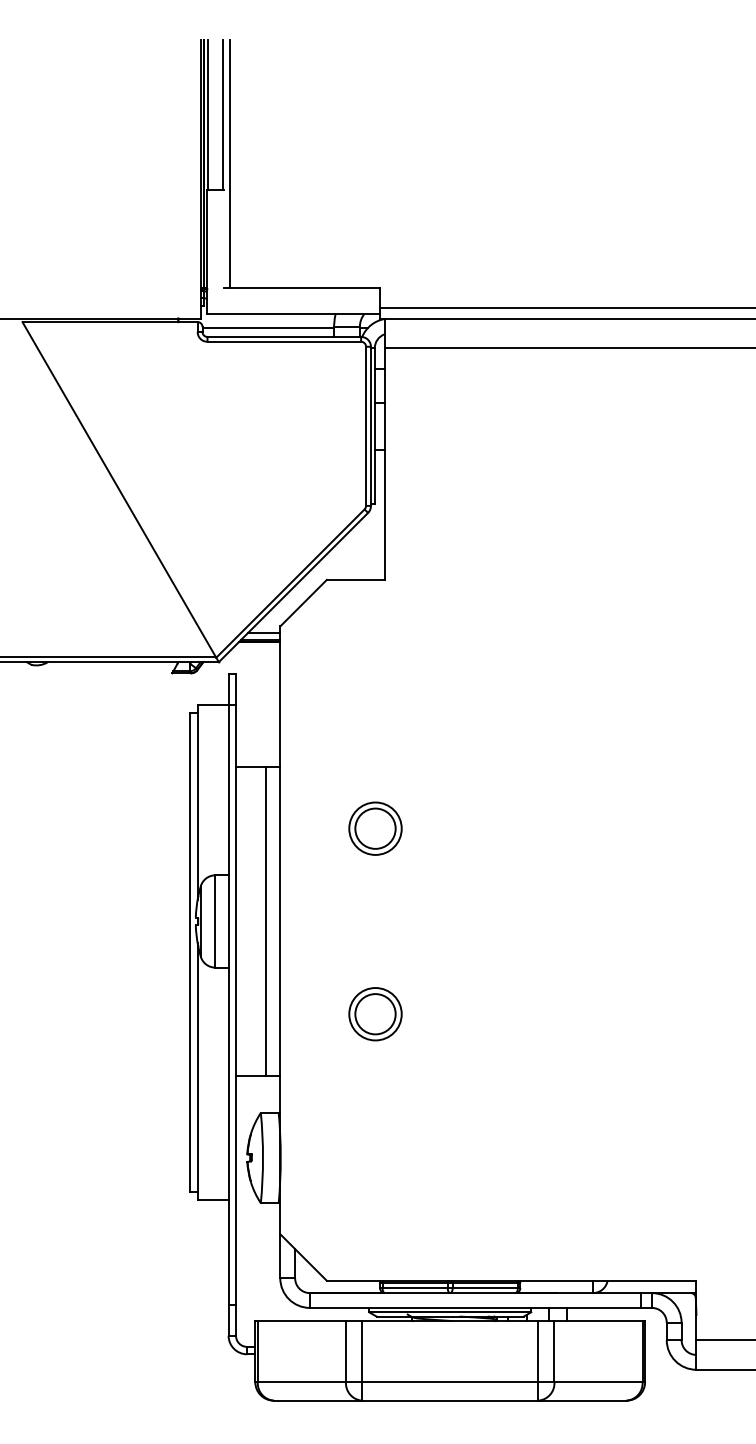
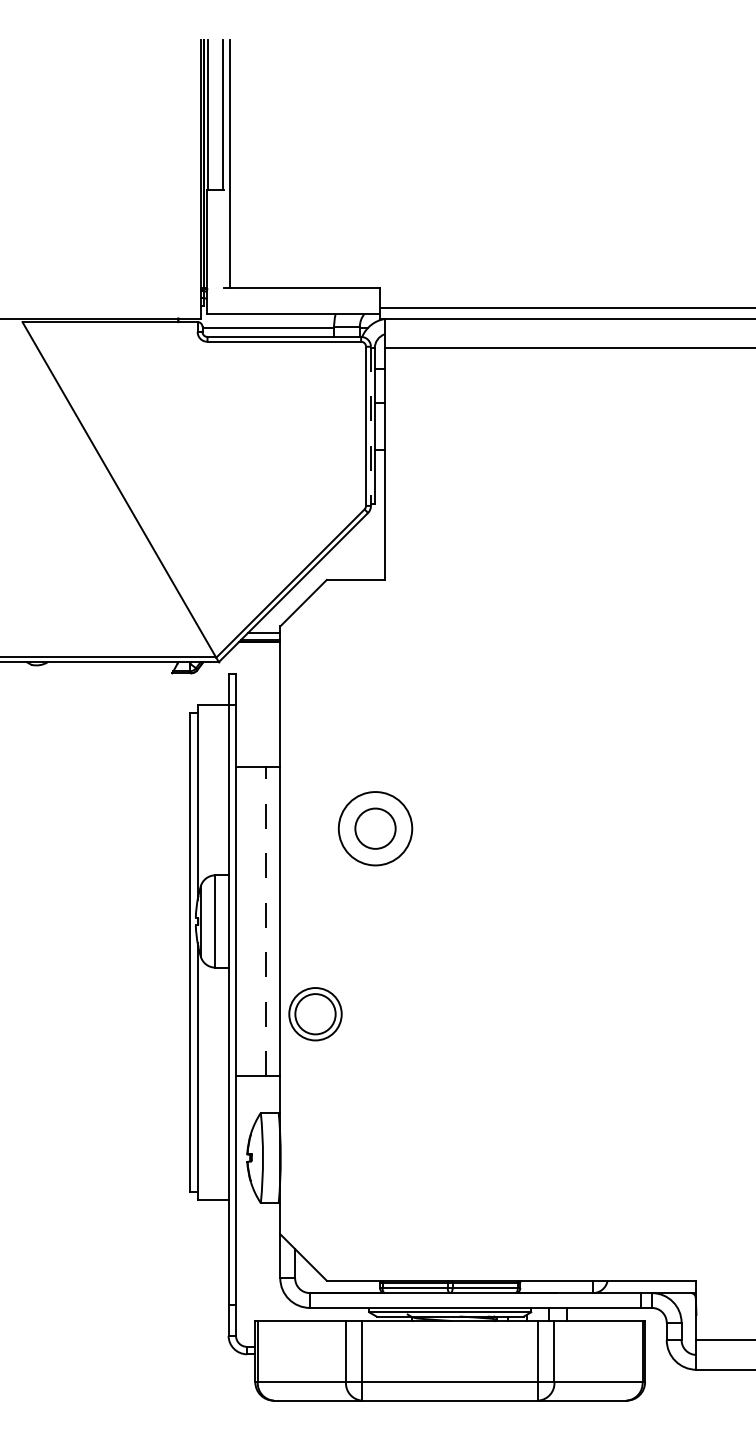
line: solid -> dashed (370, 426)
circle diameter: 52 px -> 73 px (375, 828)
line: solid -> dashed (265, 921)
part position: (375, 1014) -> (315, 1014) (315, 1014)
